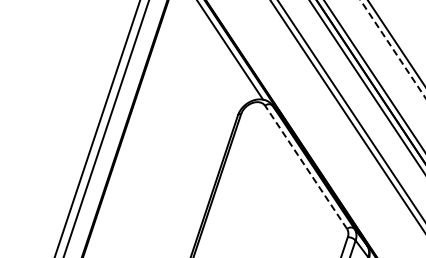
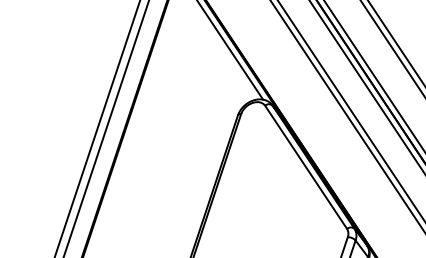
line: dashed -> solid (393, 49)
line: dashed -> solid (306, 167)
